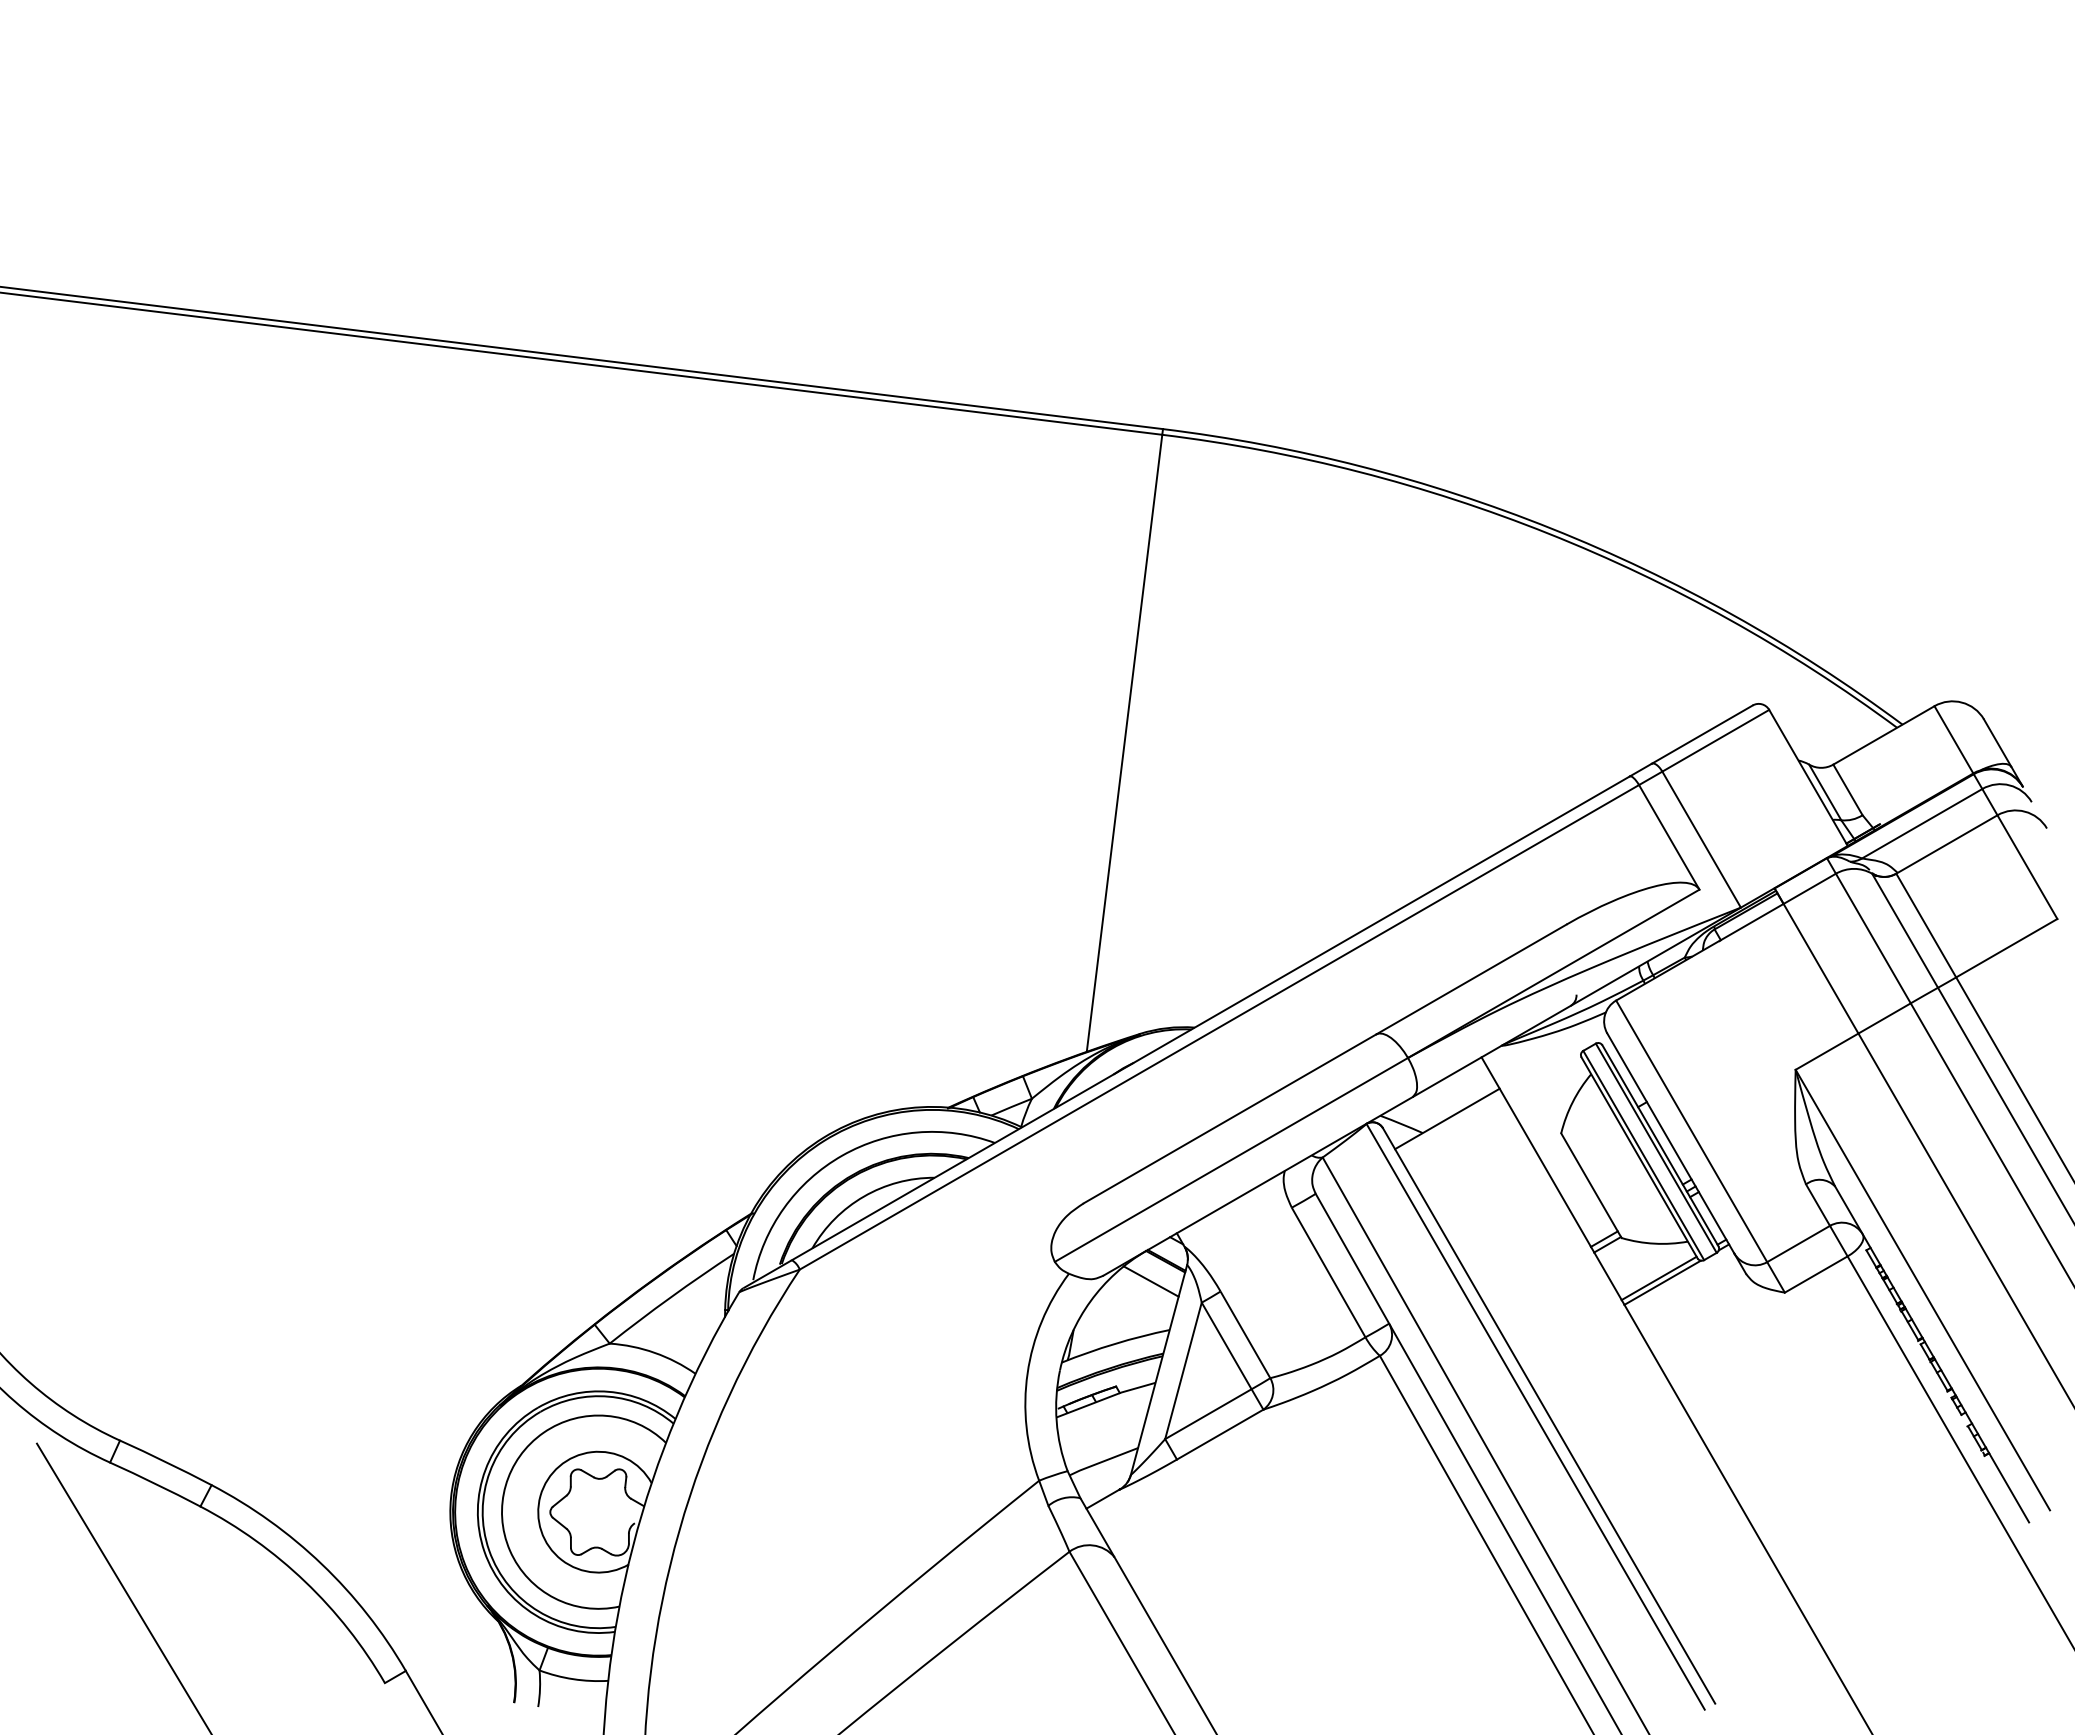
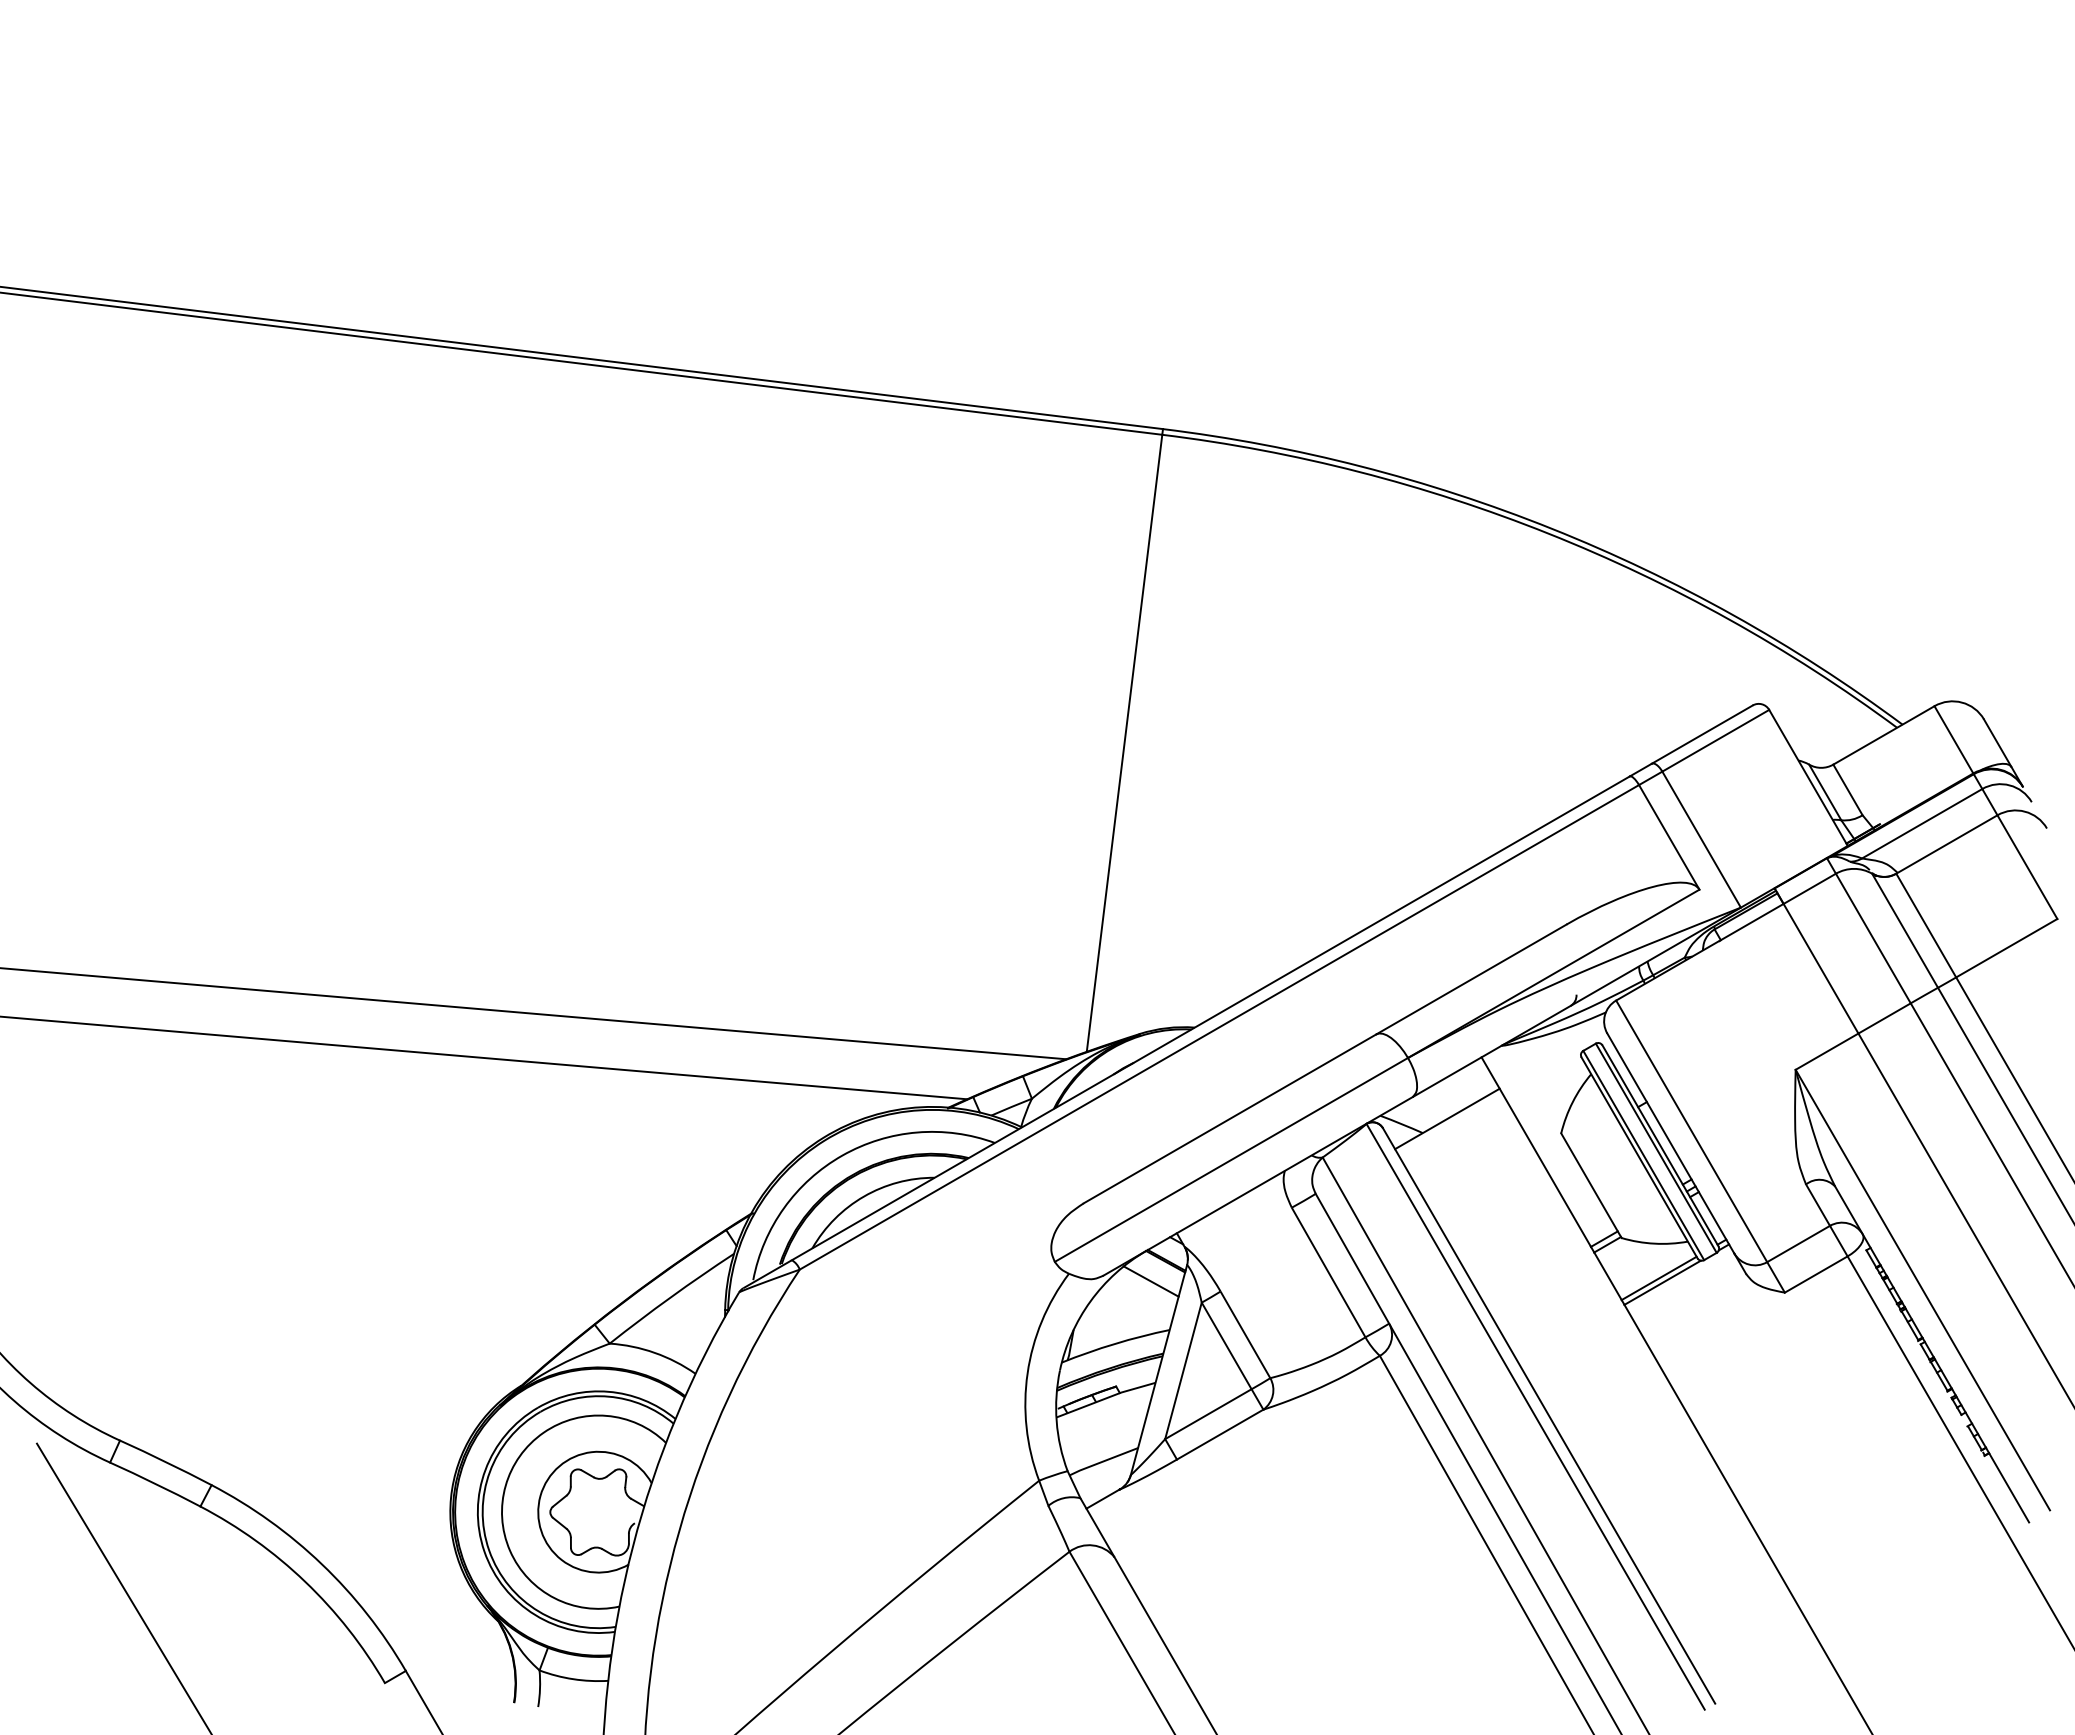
line: none -> present (534, 1013)
line: none -> present (484, 1057)
